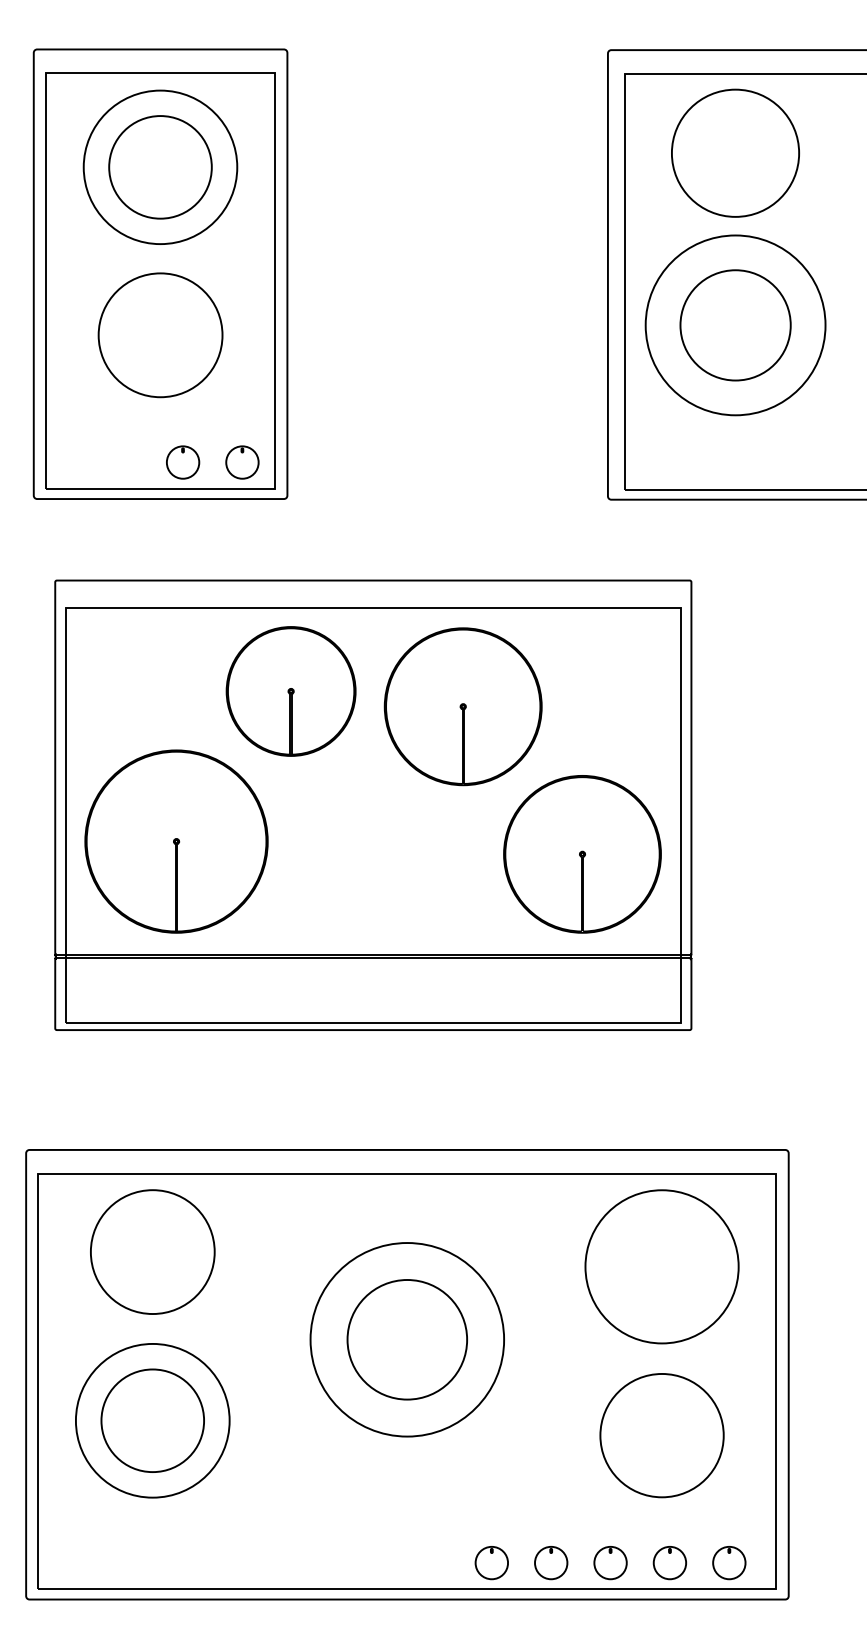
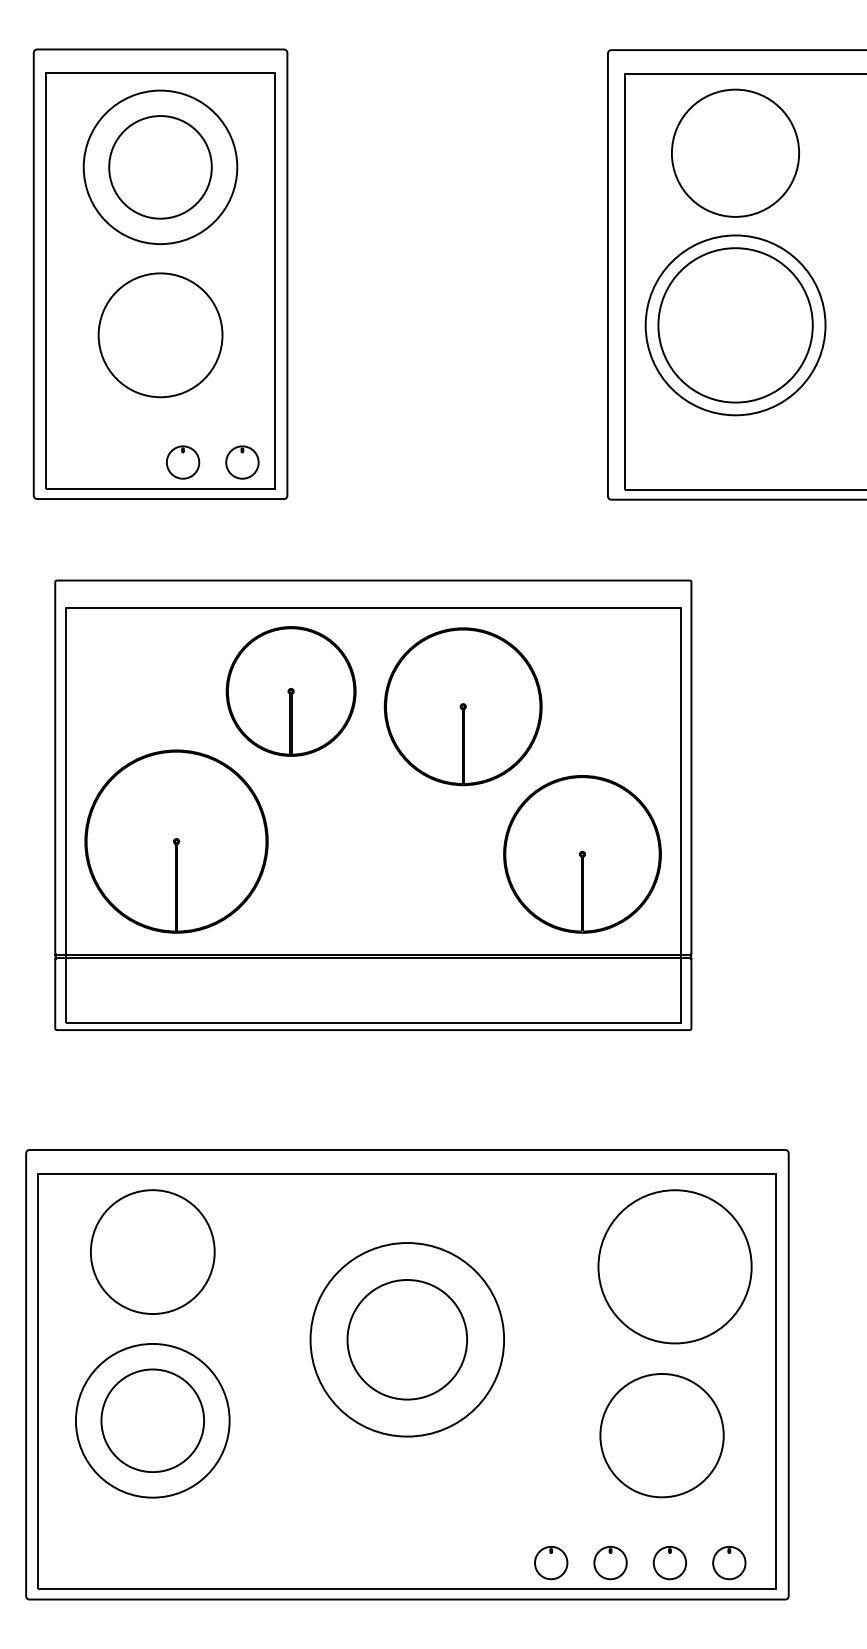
circle diameter: 110 px -> 154 px (735, 325)
circle position: (661, 1266) -> (674, 1266) (674, 1266)
part: present -> none (491, 1563)
